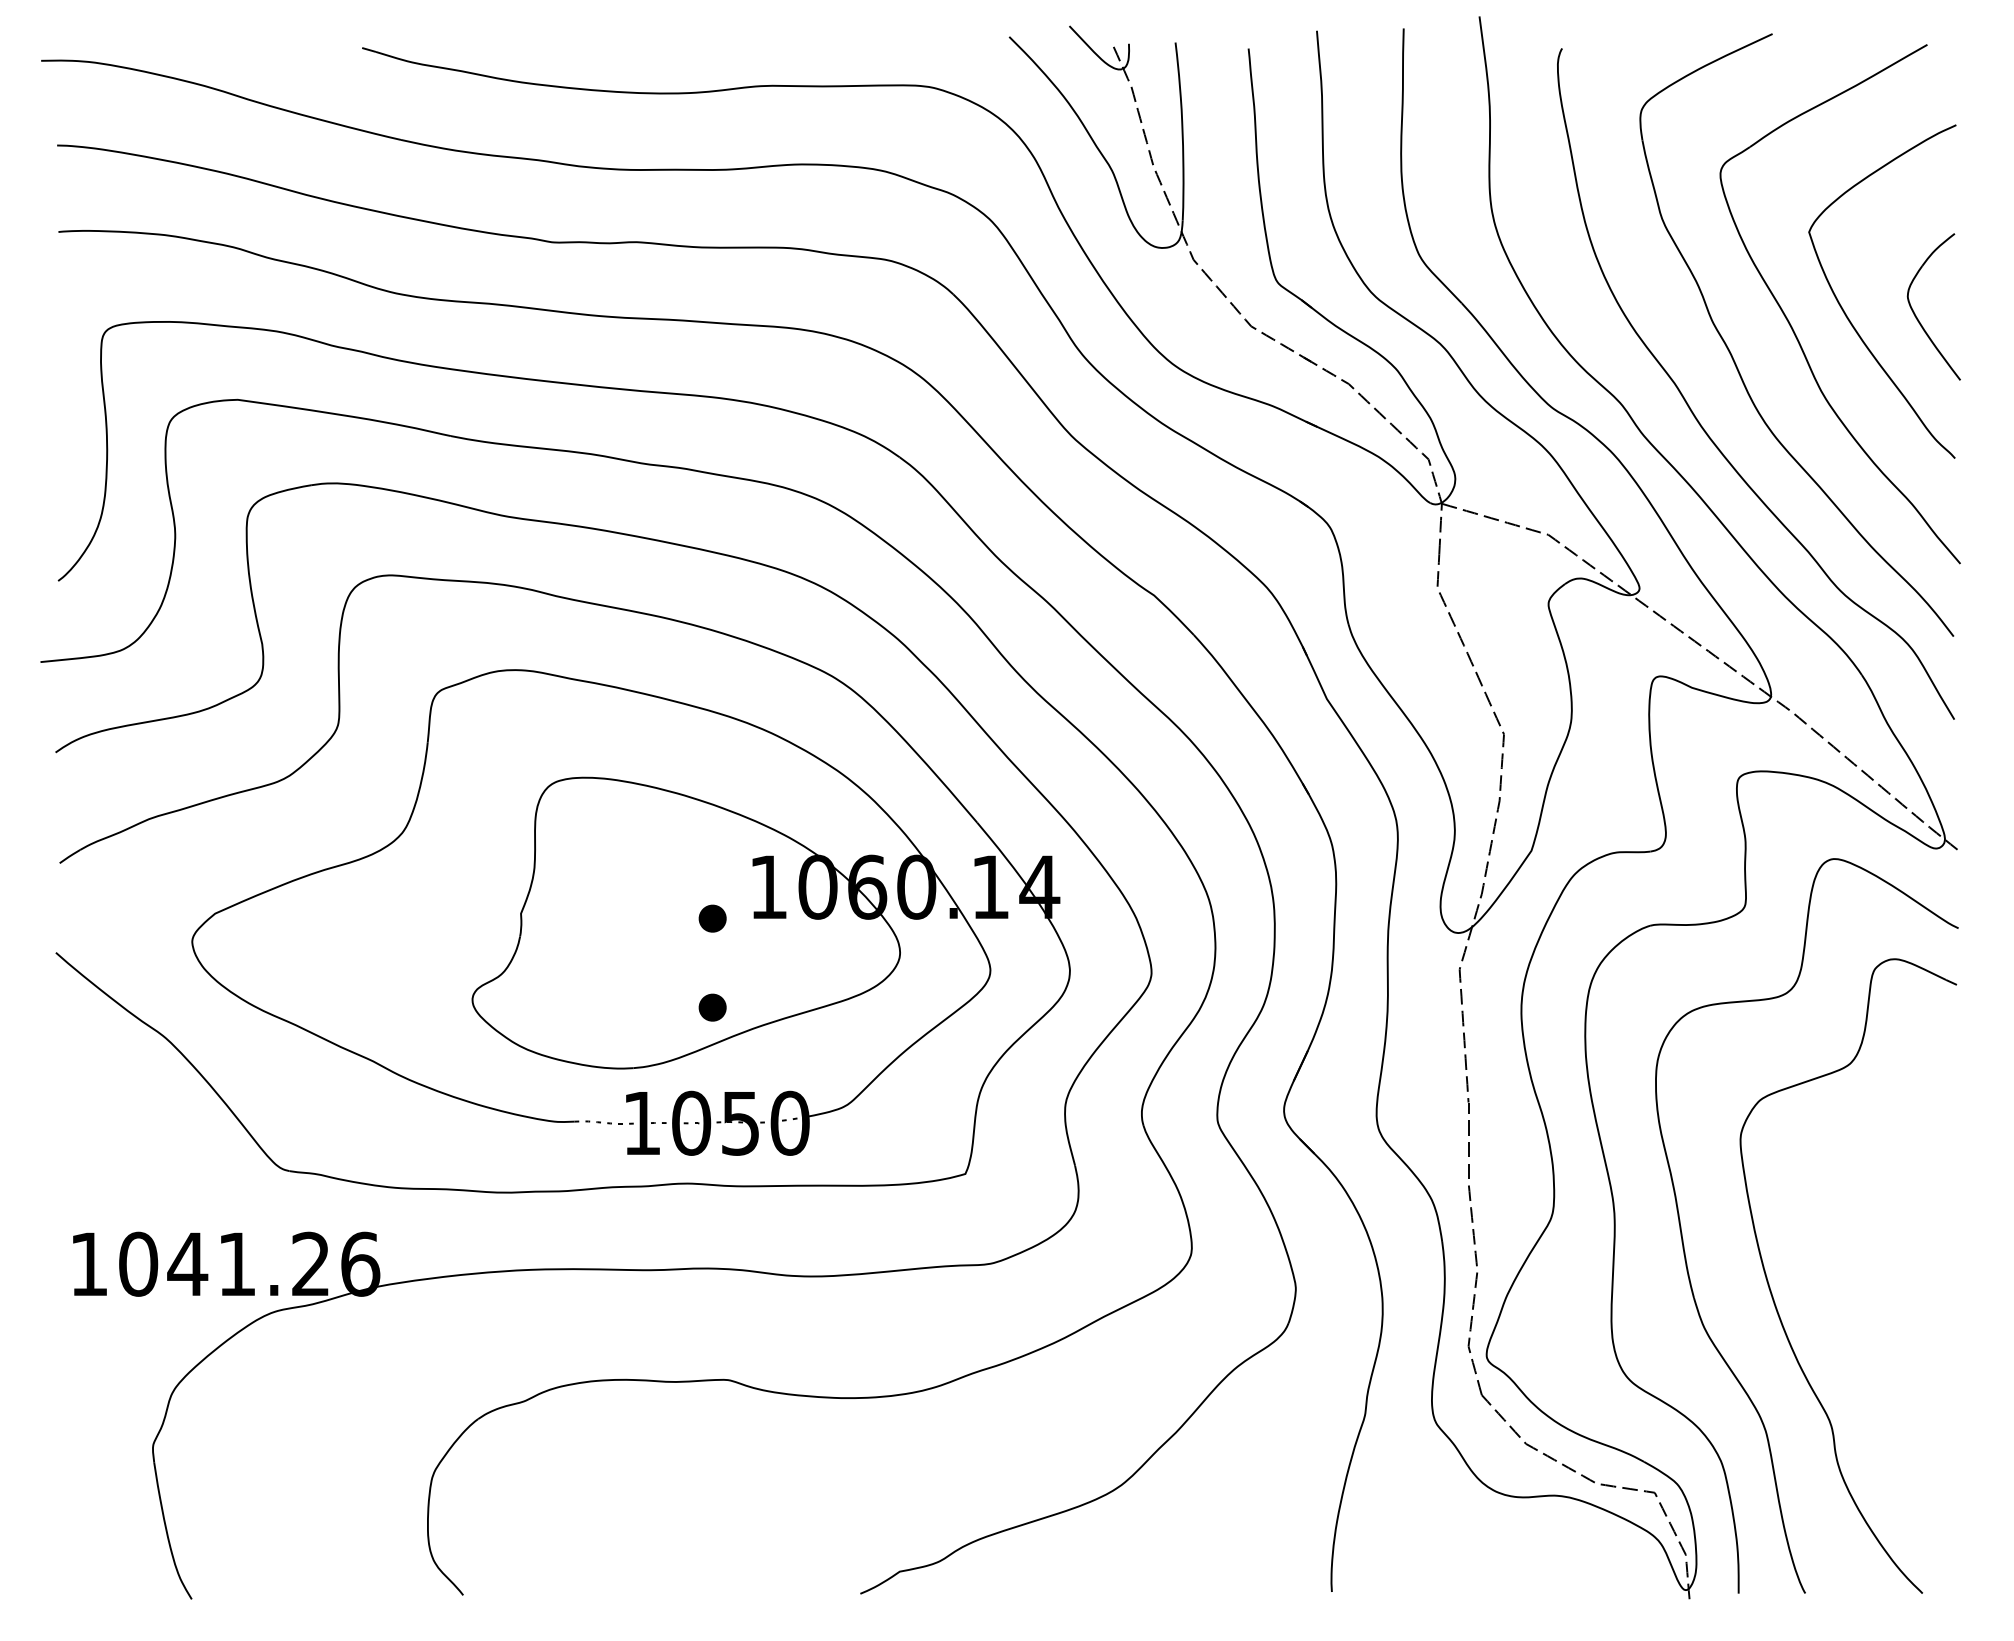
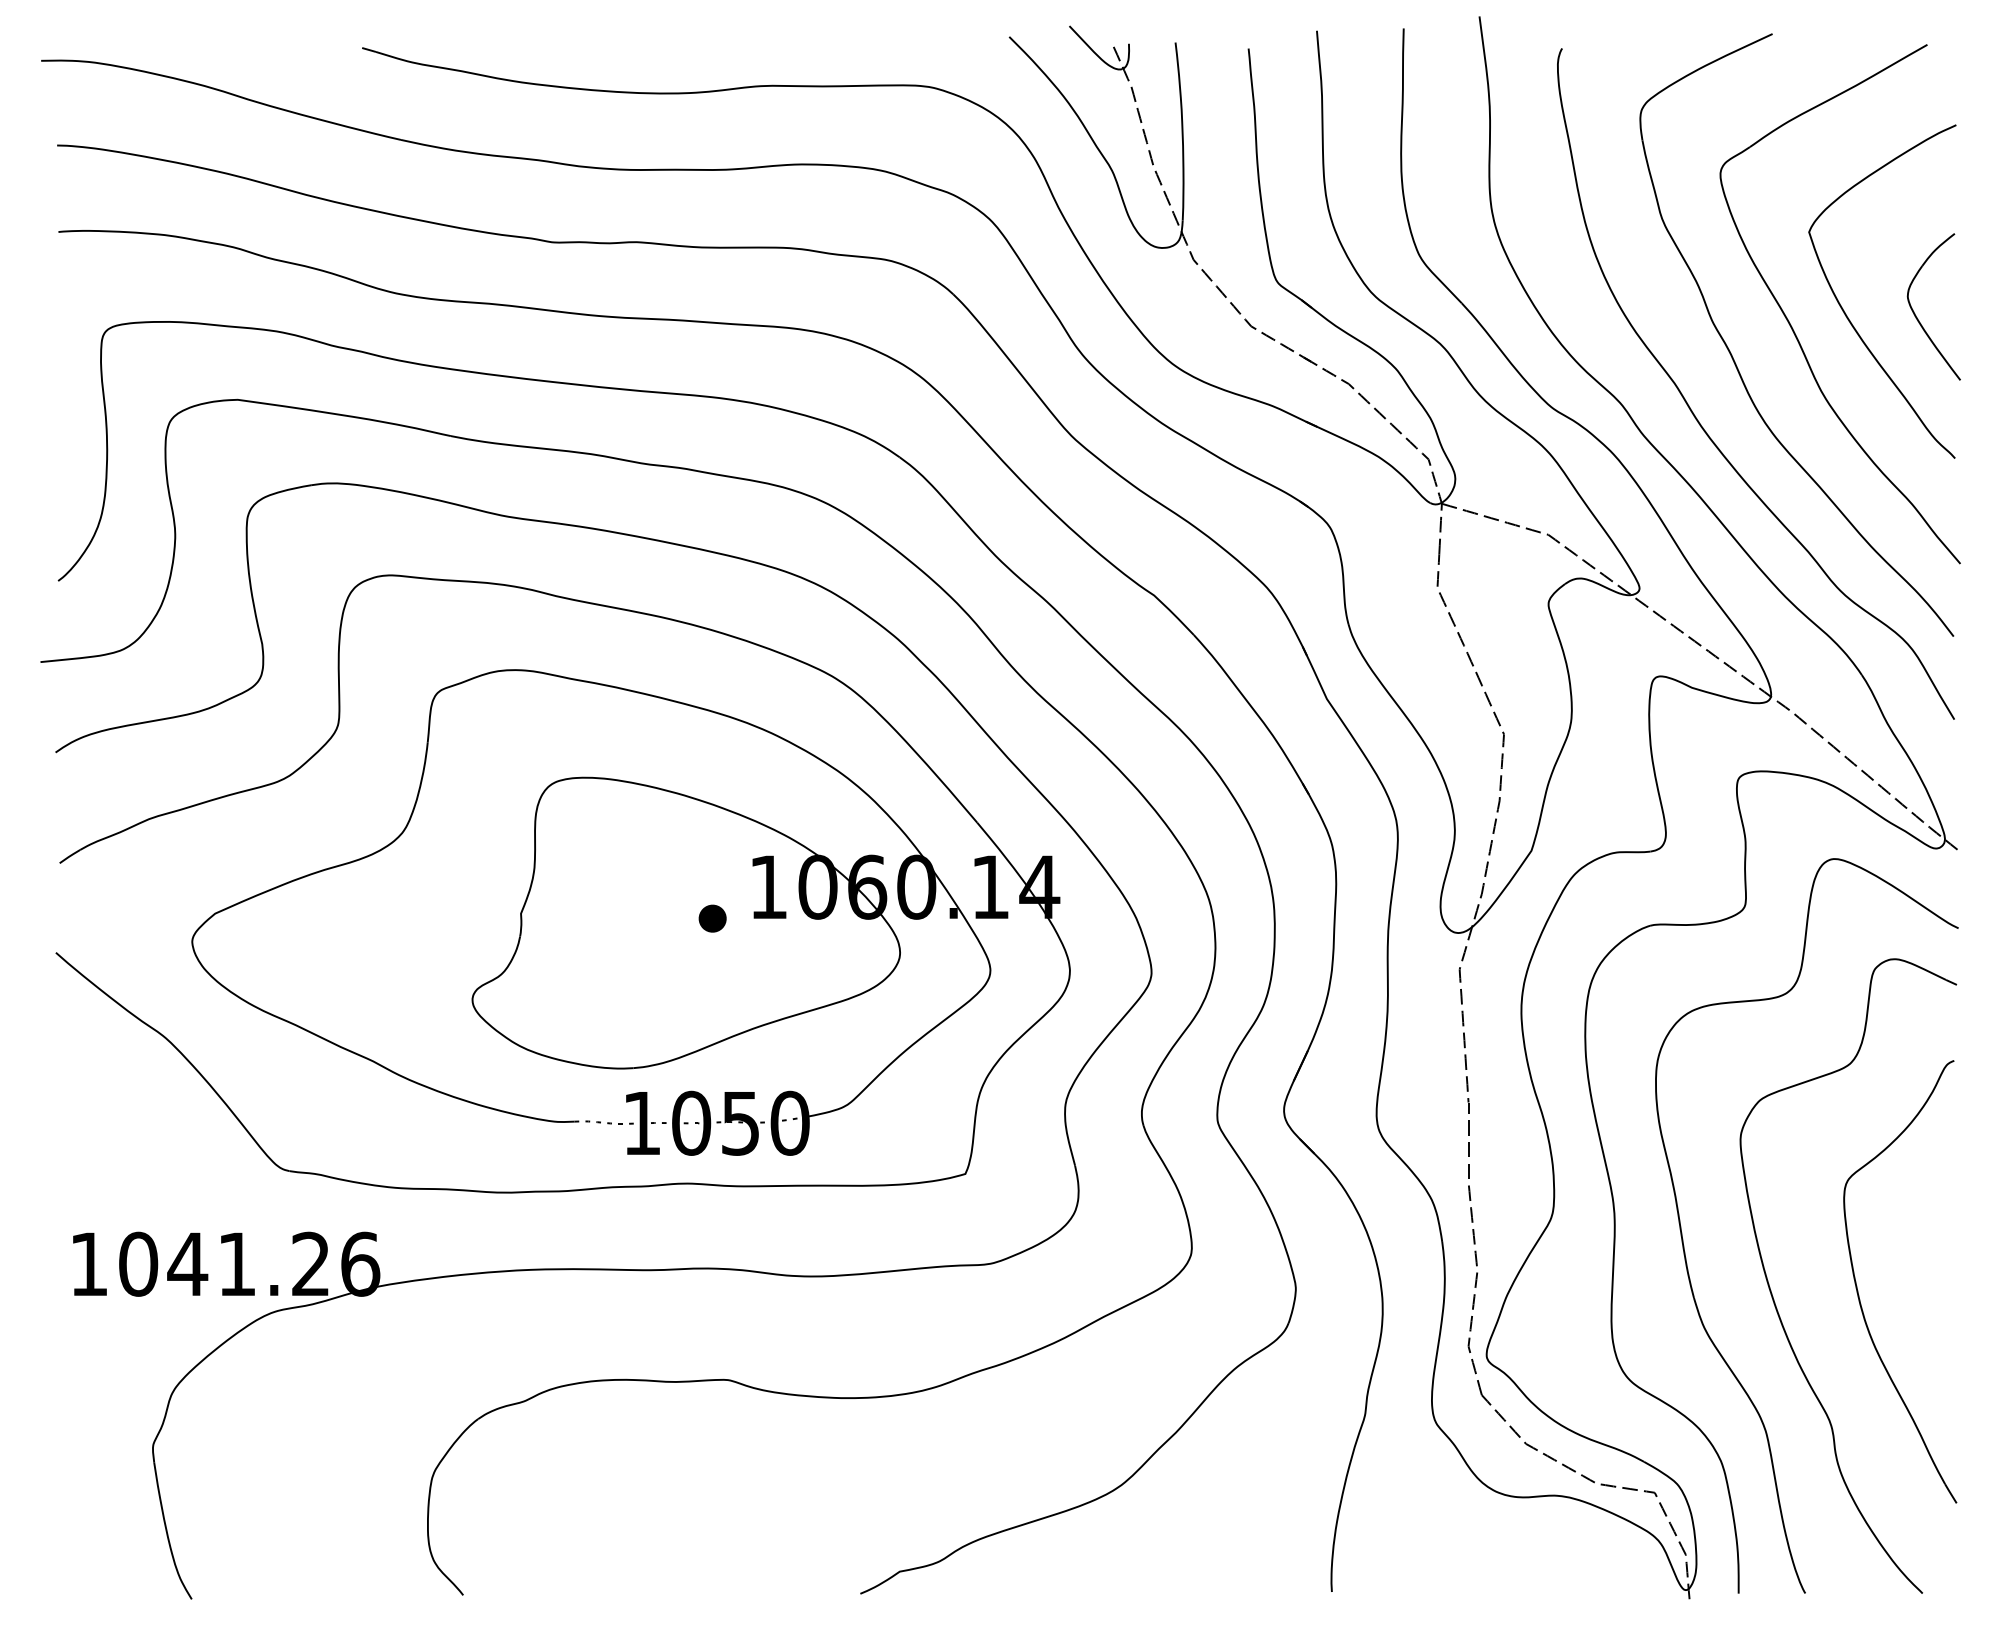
part: present -> none (712, 1007)
part: none -> present (1858, 1290)
